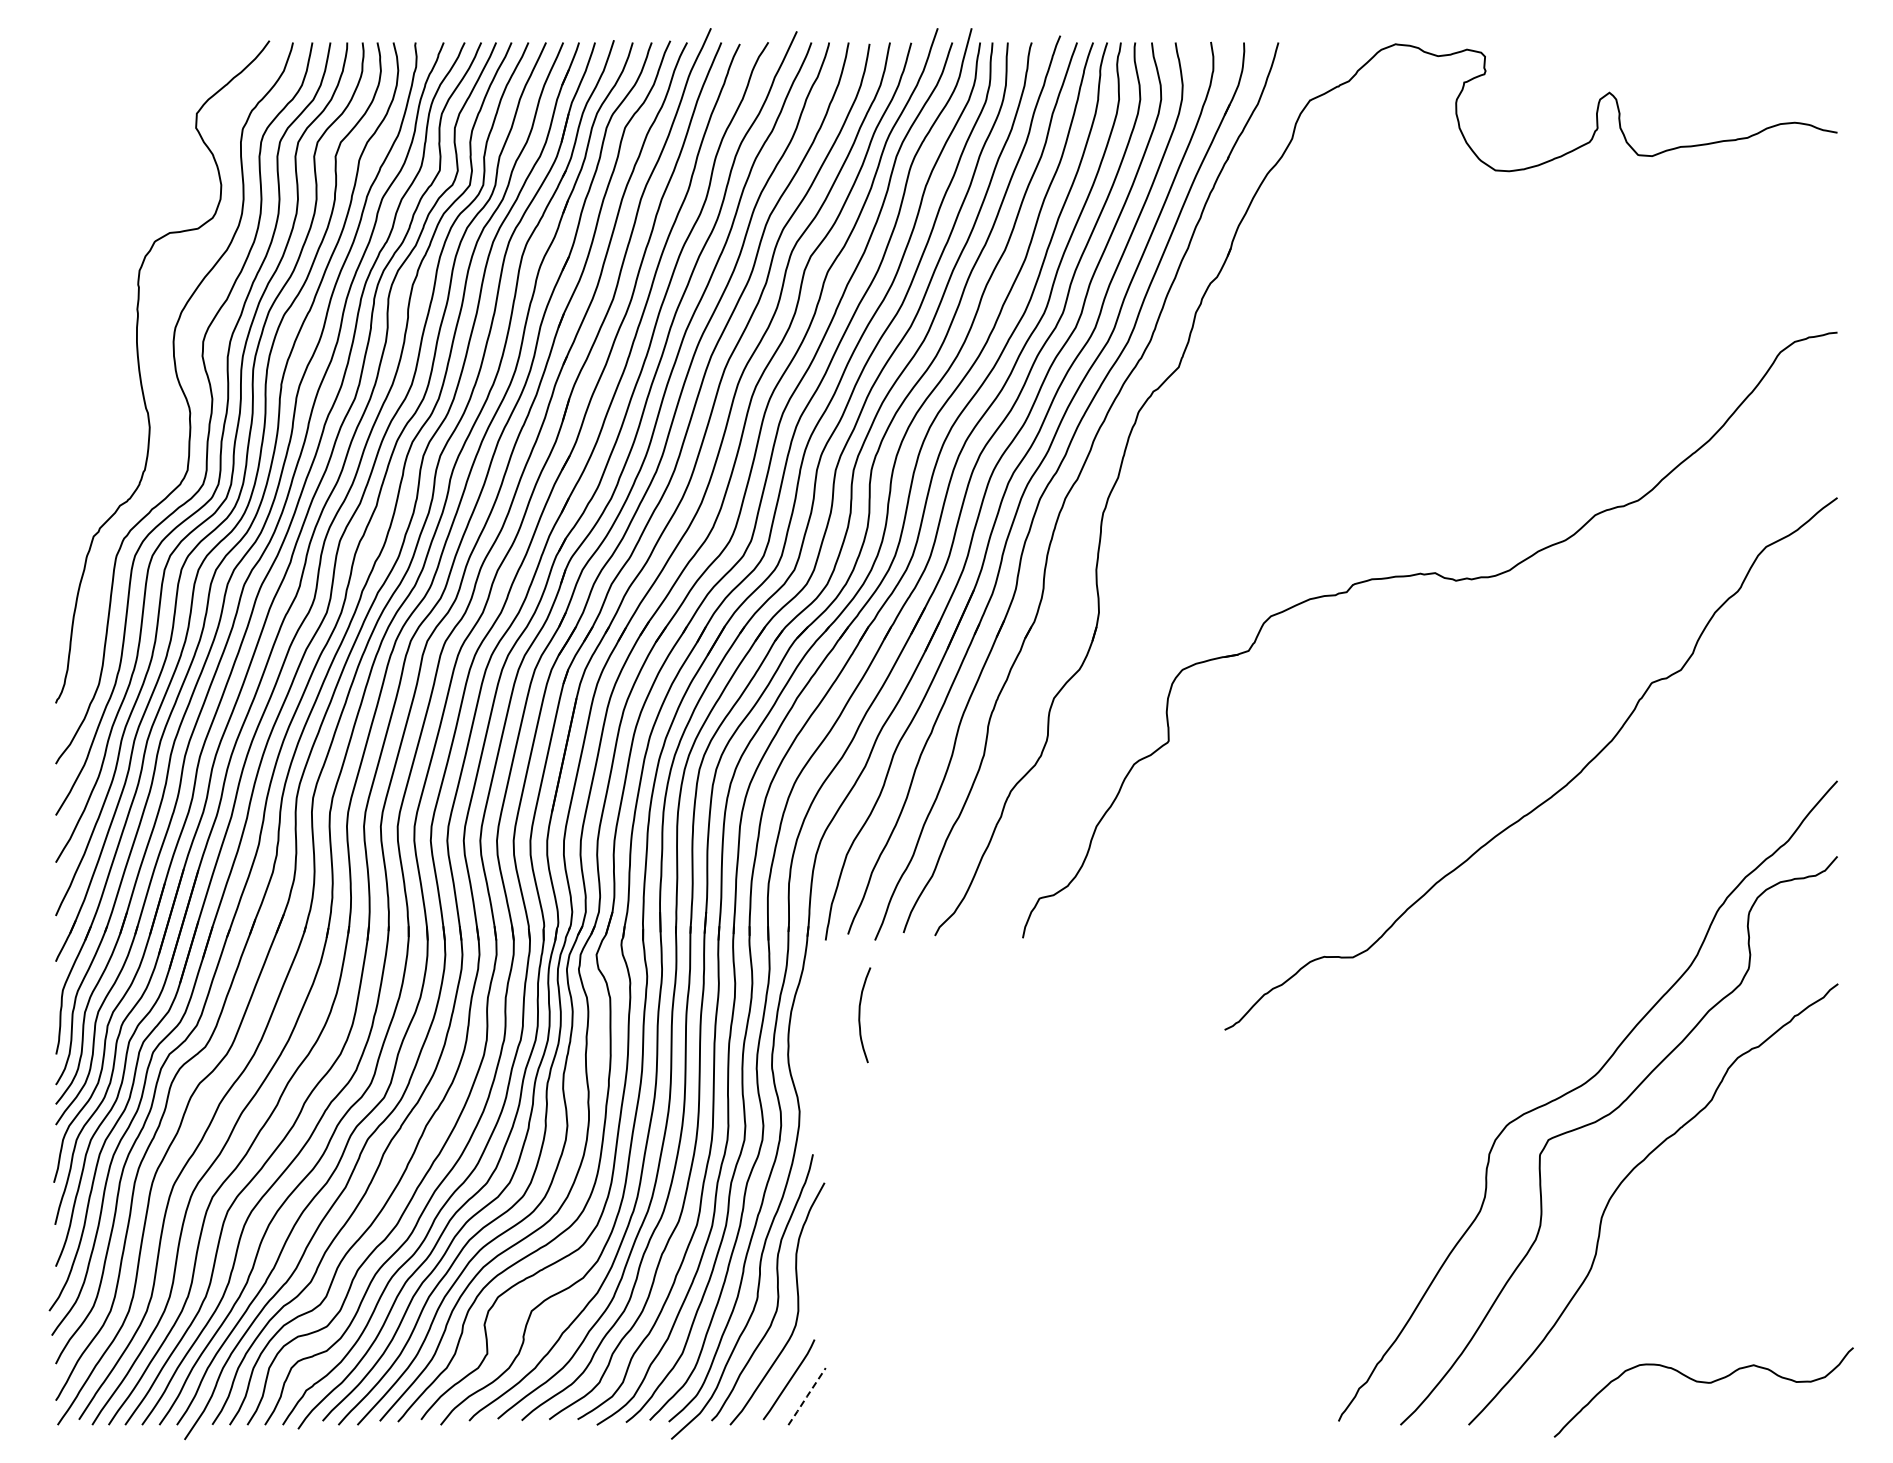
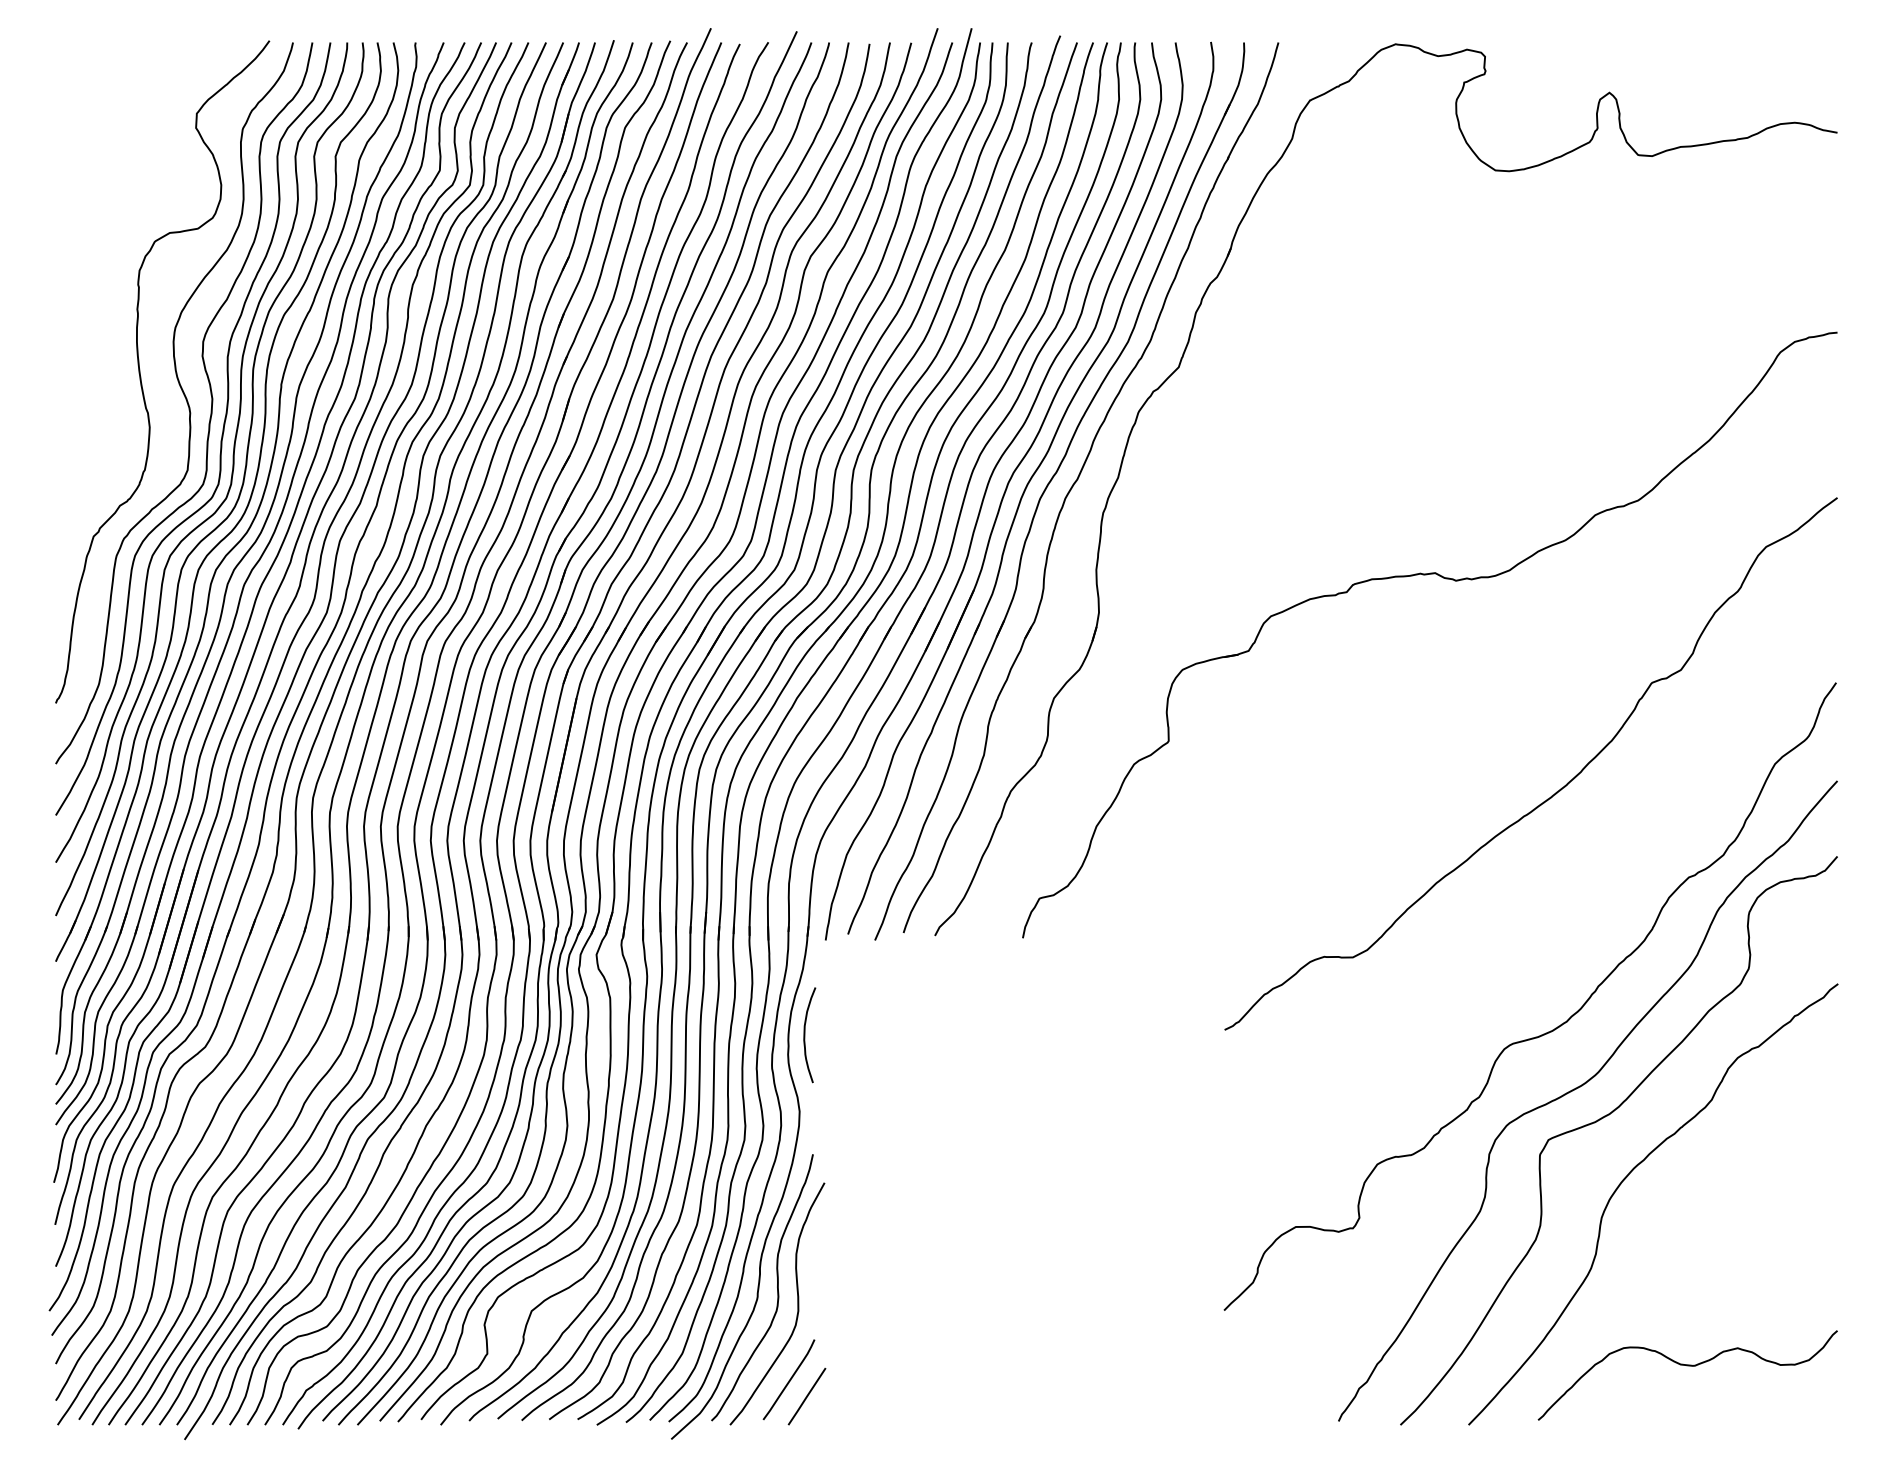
curve position: (860, 1015) -> (805, 1035) (805, 1035)
curve: none -> present (1545, 1032)
curve position: (1703, 1383) -> (1687, 1366) (1687, 1366)
line: dashed -> solid (807, 1396)
